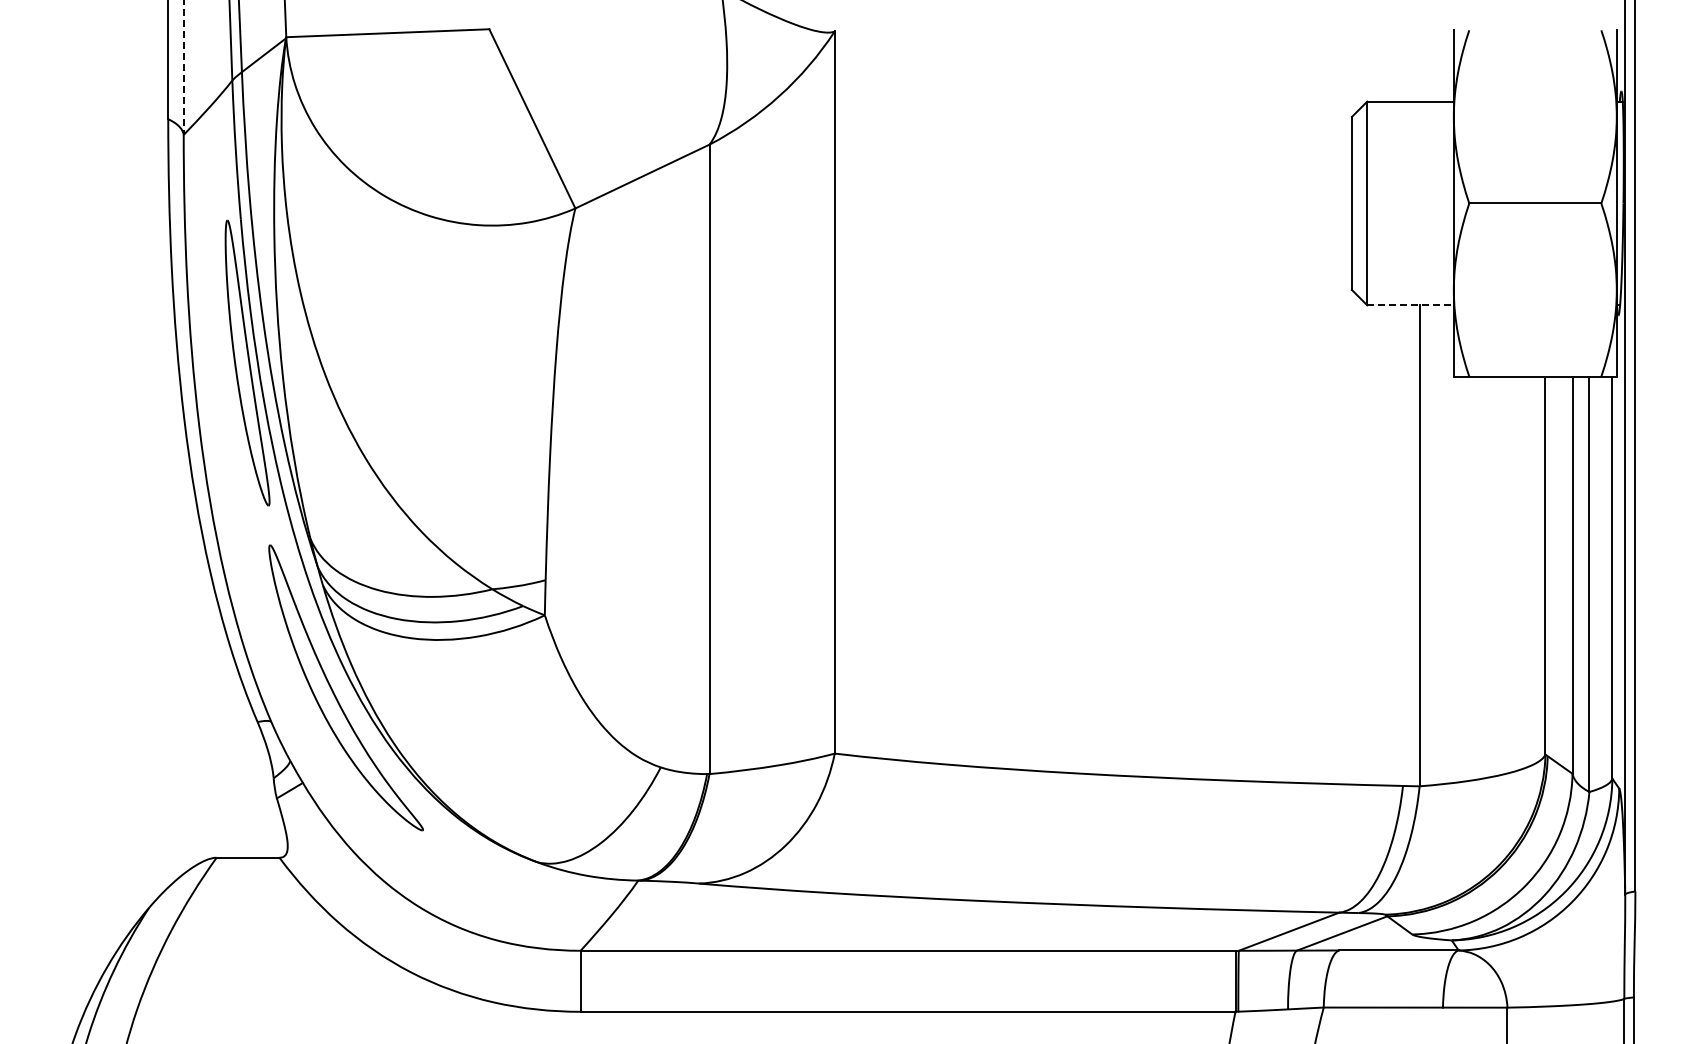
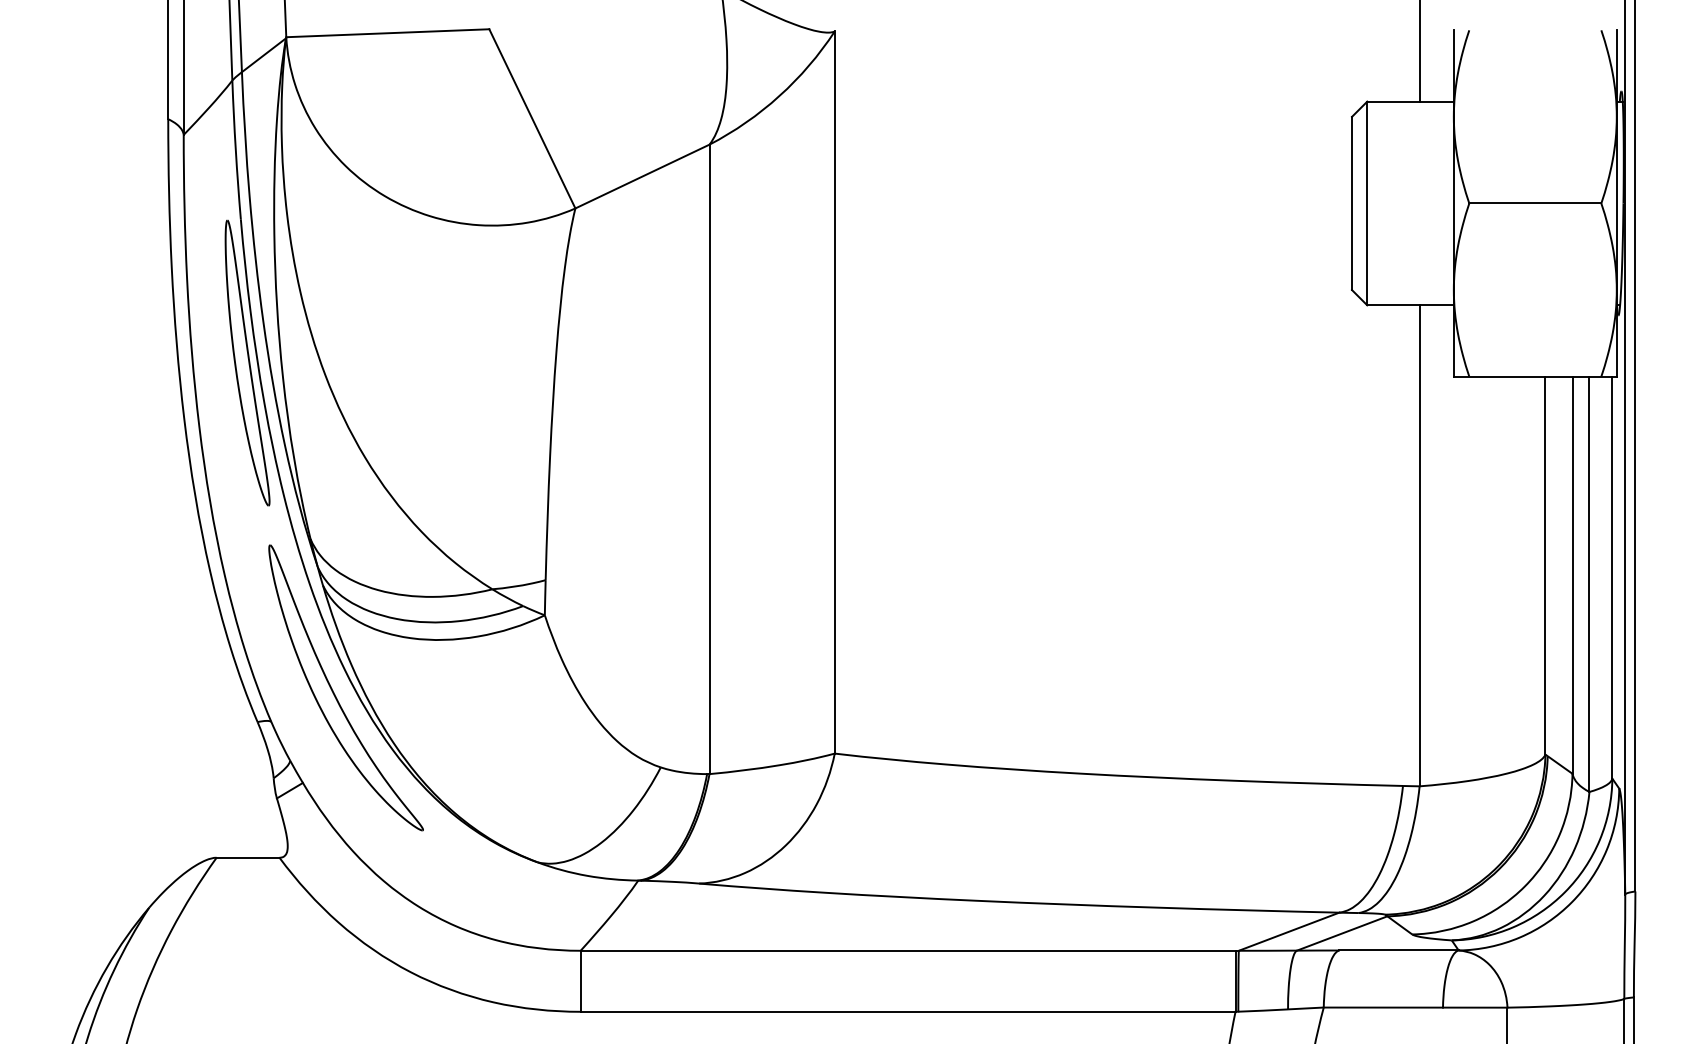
line: none -> present (1419, 51)
line: dashed -> solid (183, 67)
line: dashed -> solid (1411, 305)
